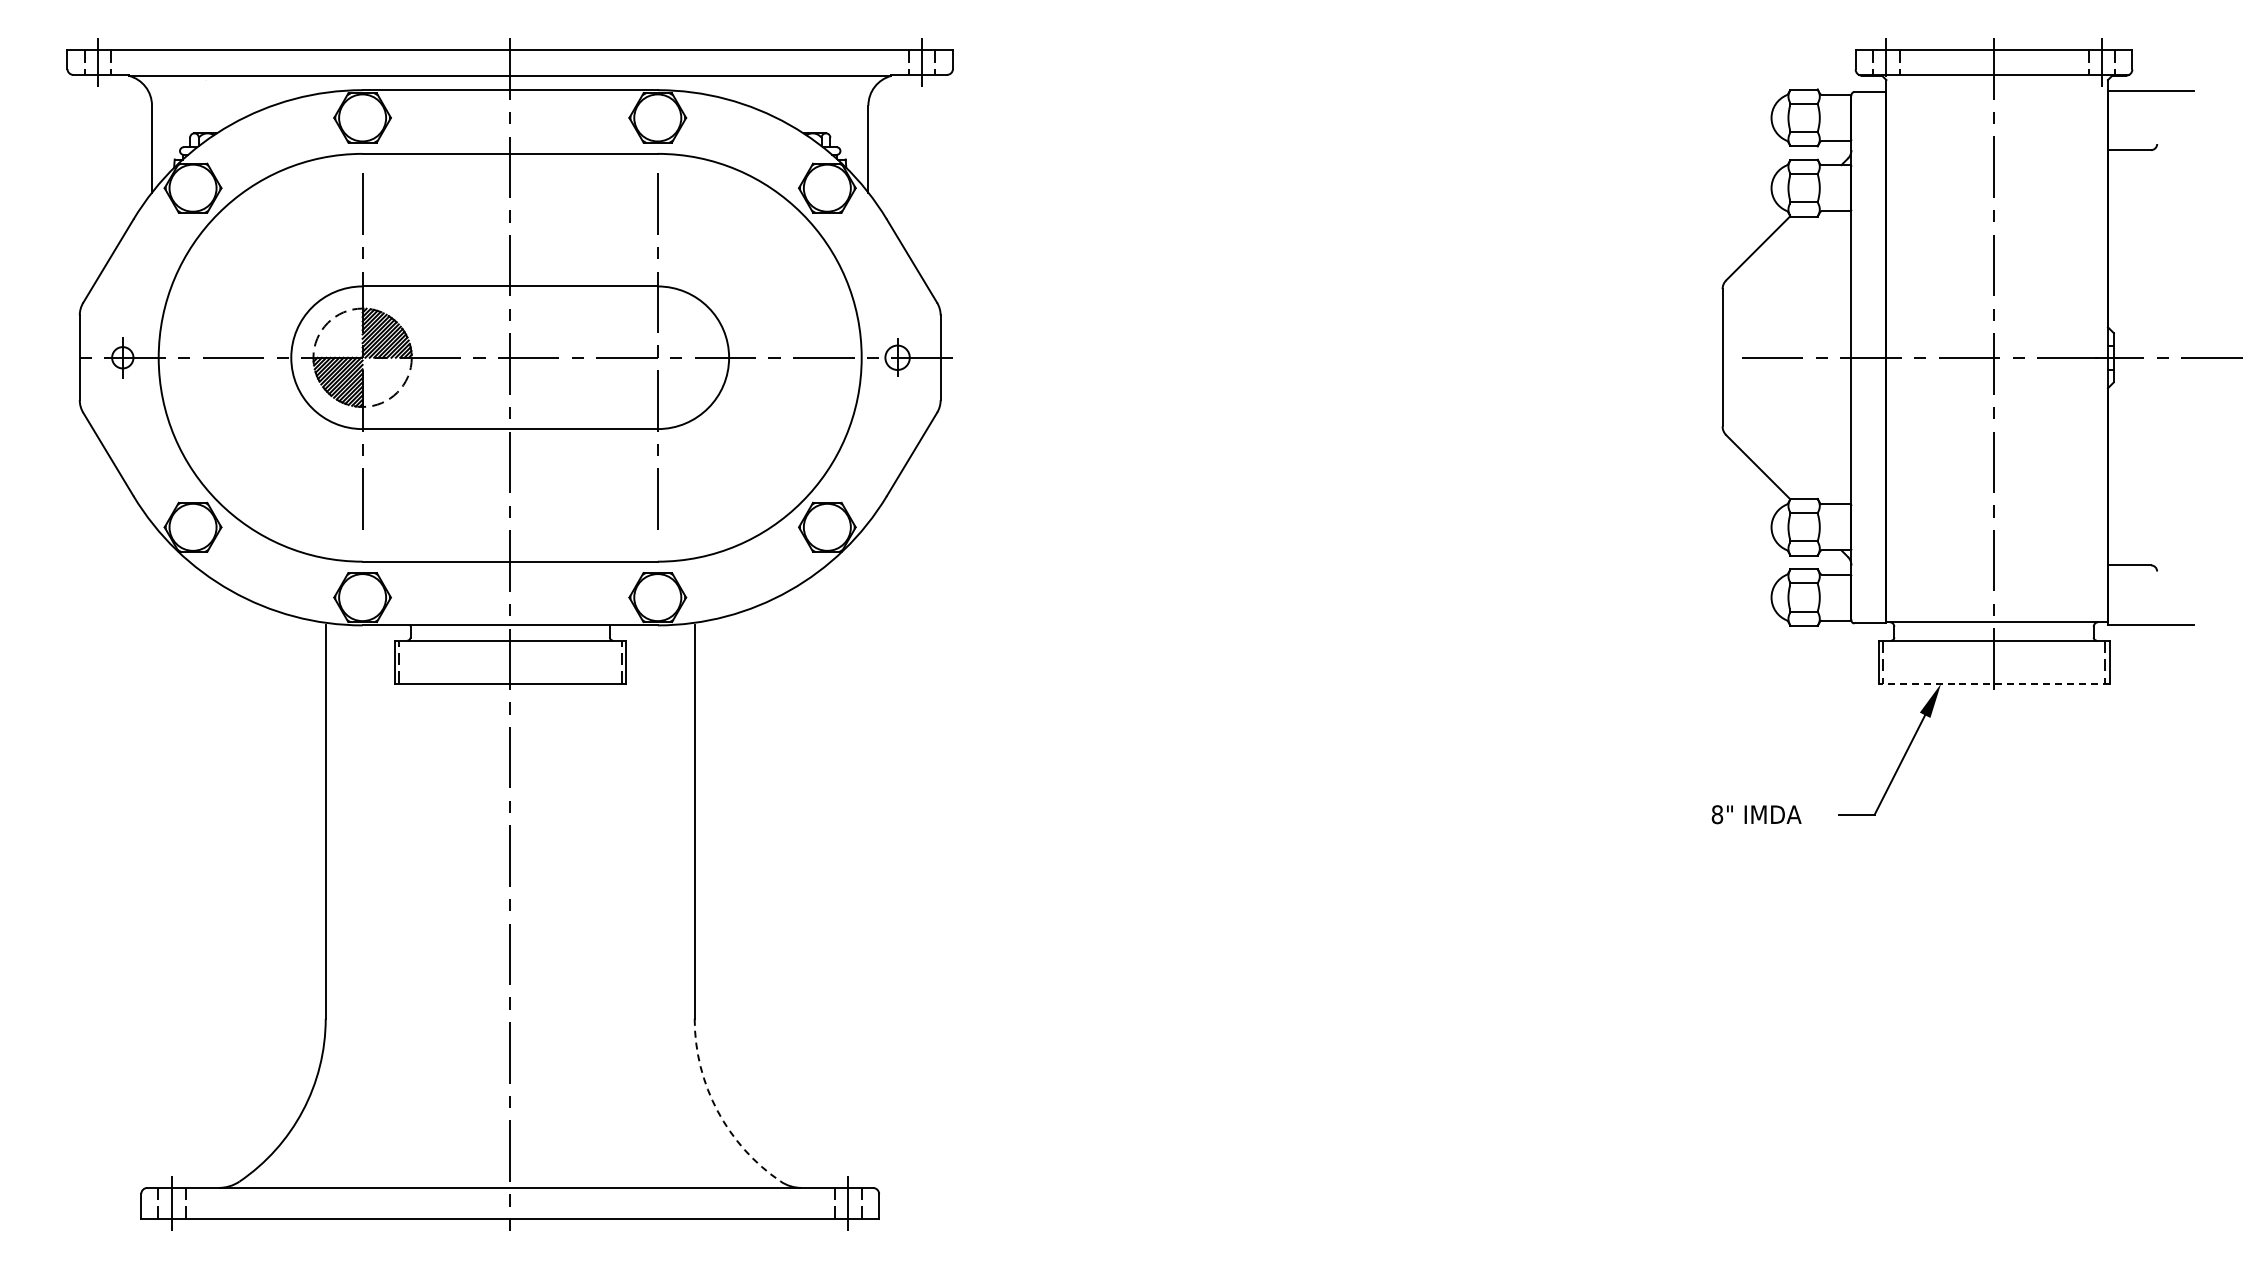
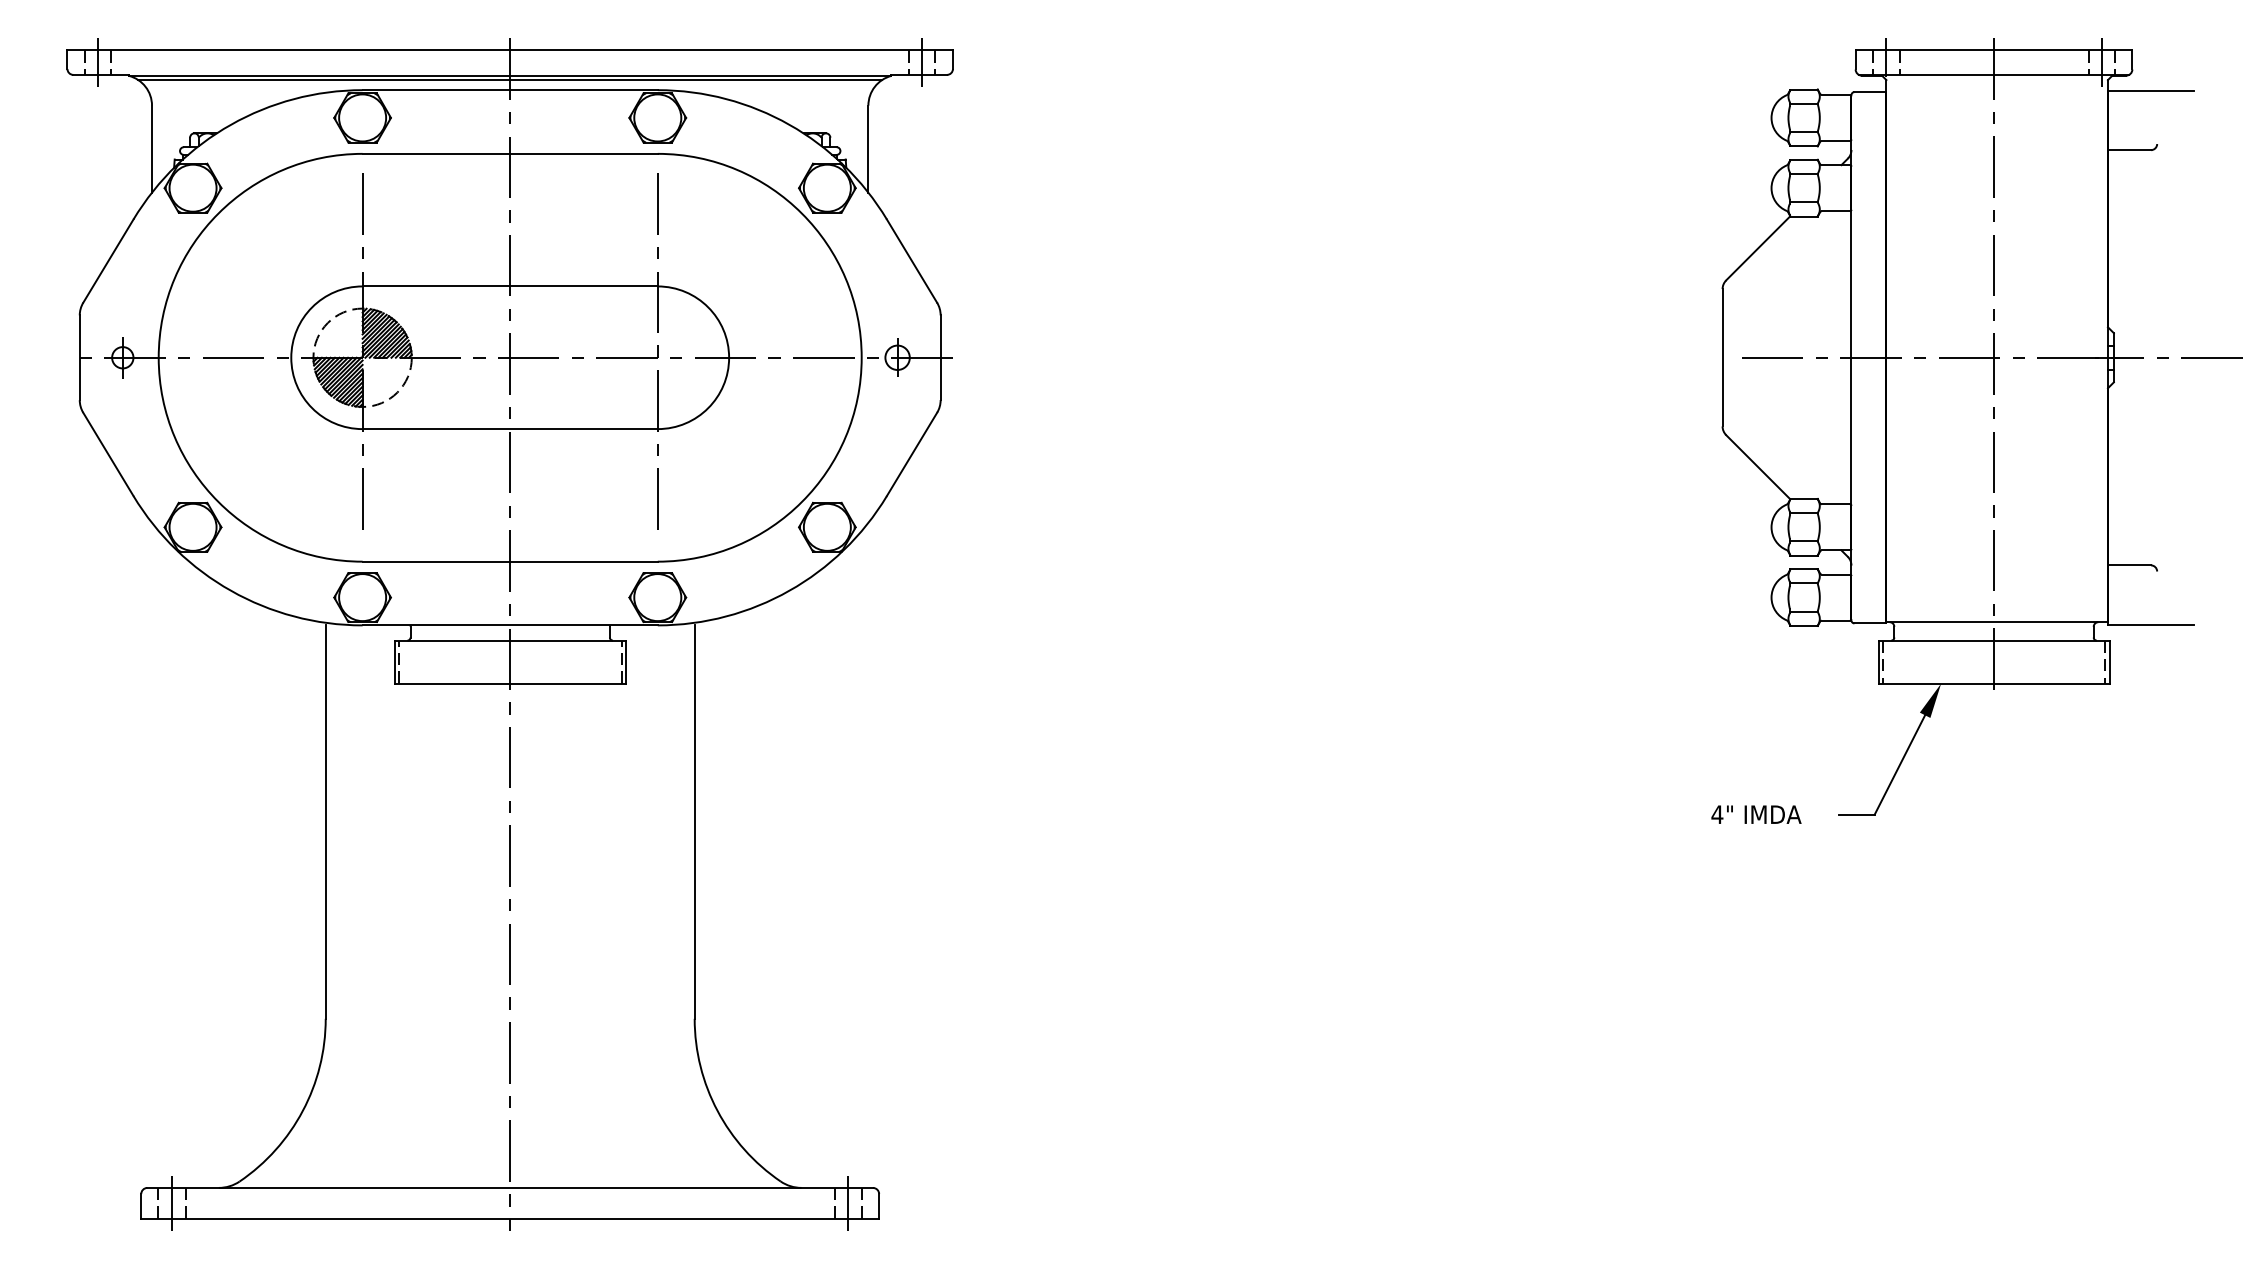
line: none -> present (510, 80)
line: dashed -> solid (1993, 683)
text: 8" -> 4" (1717, 814)
arc: dashed -> solid (717, 1110)
